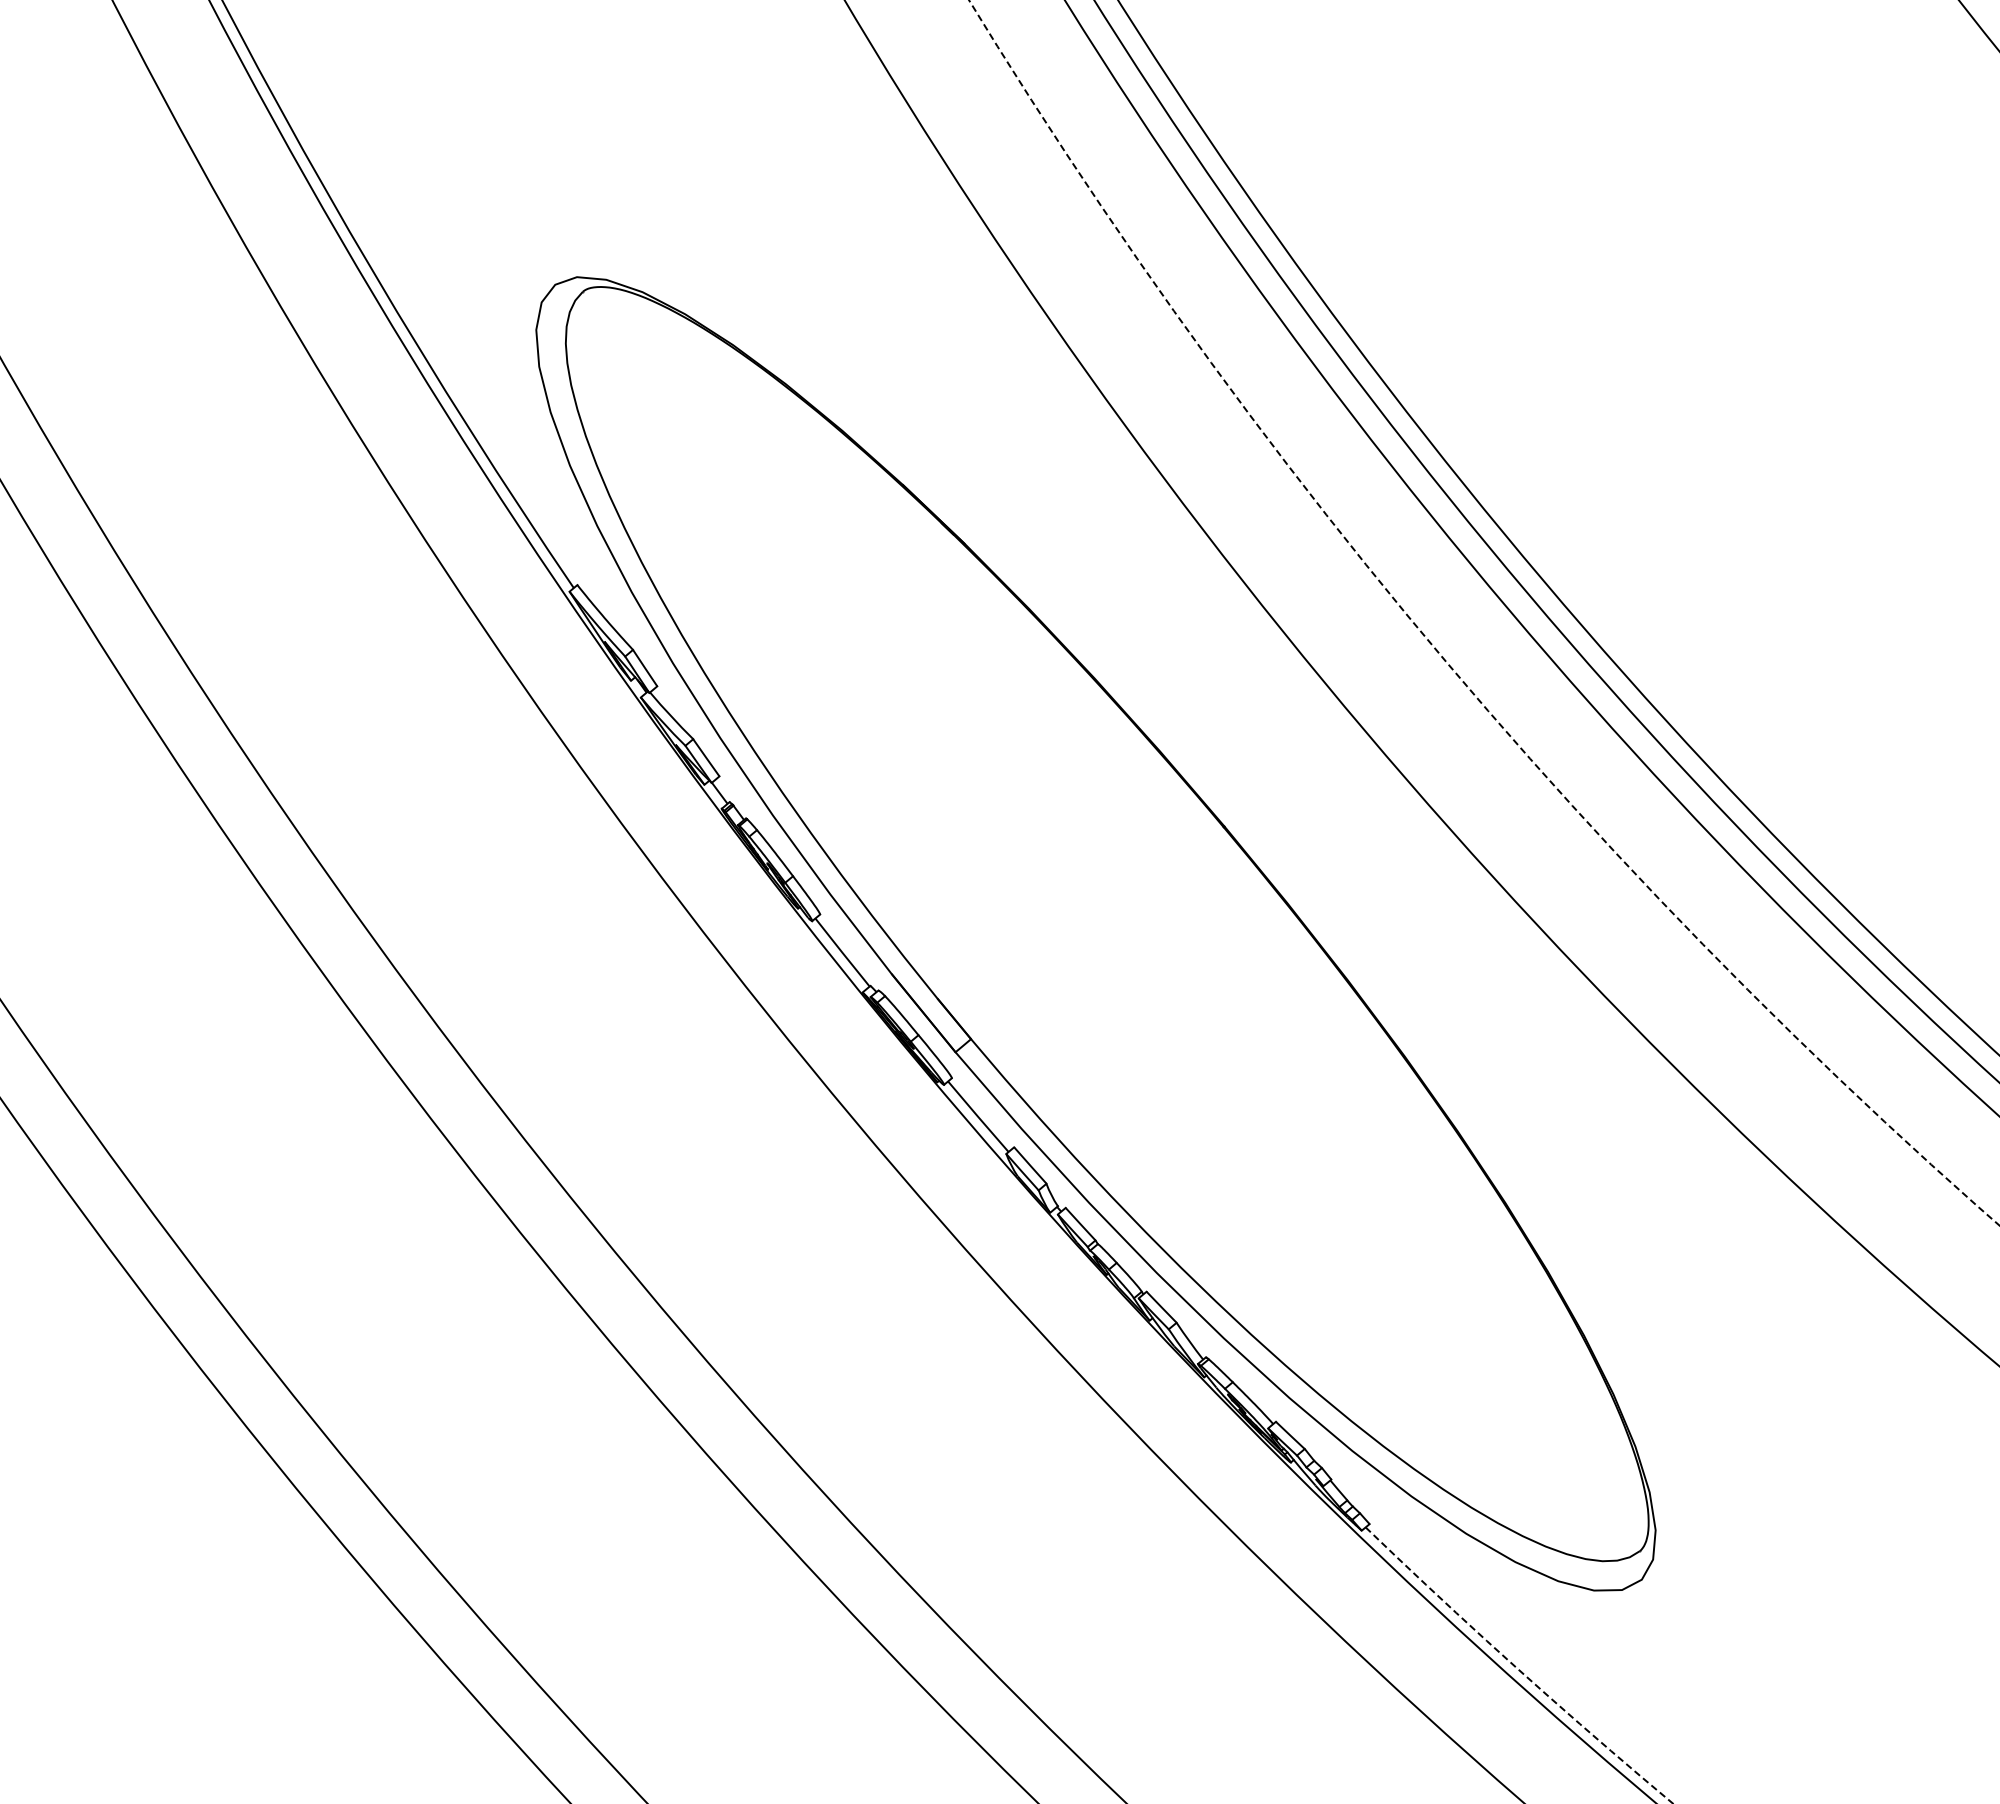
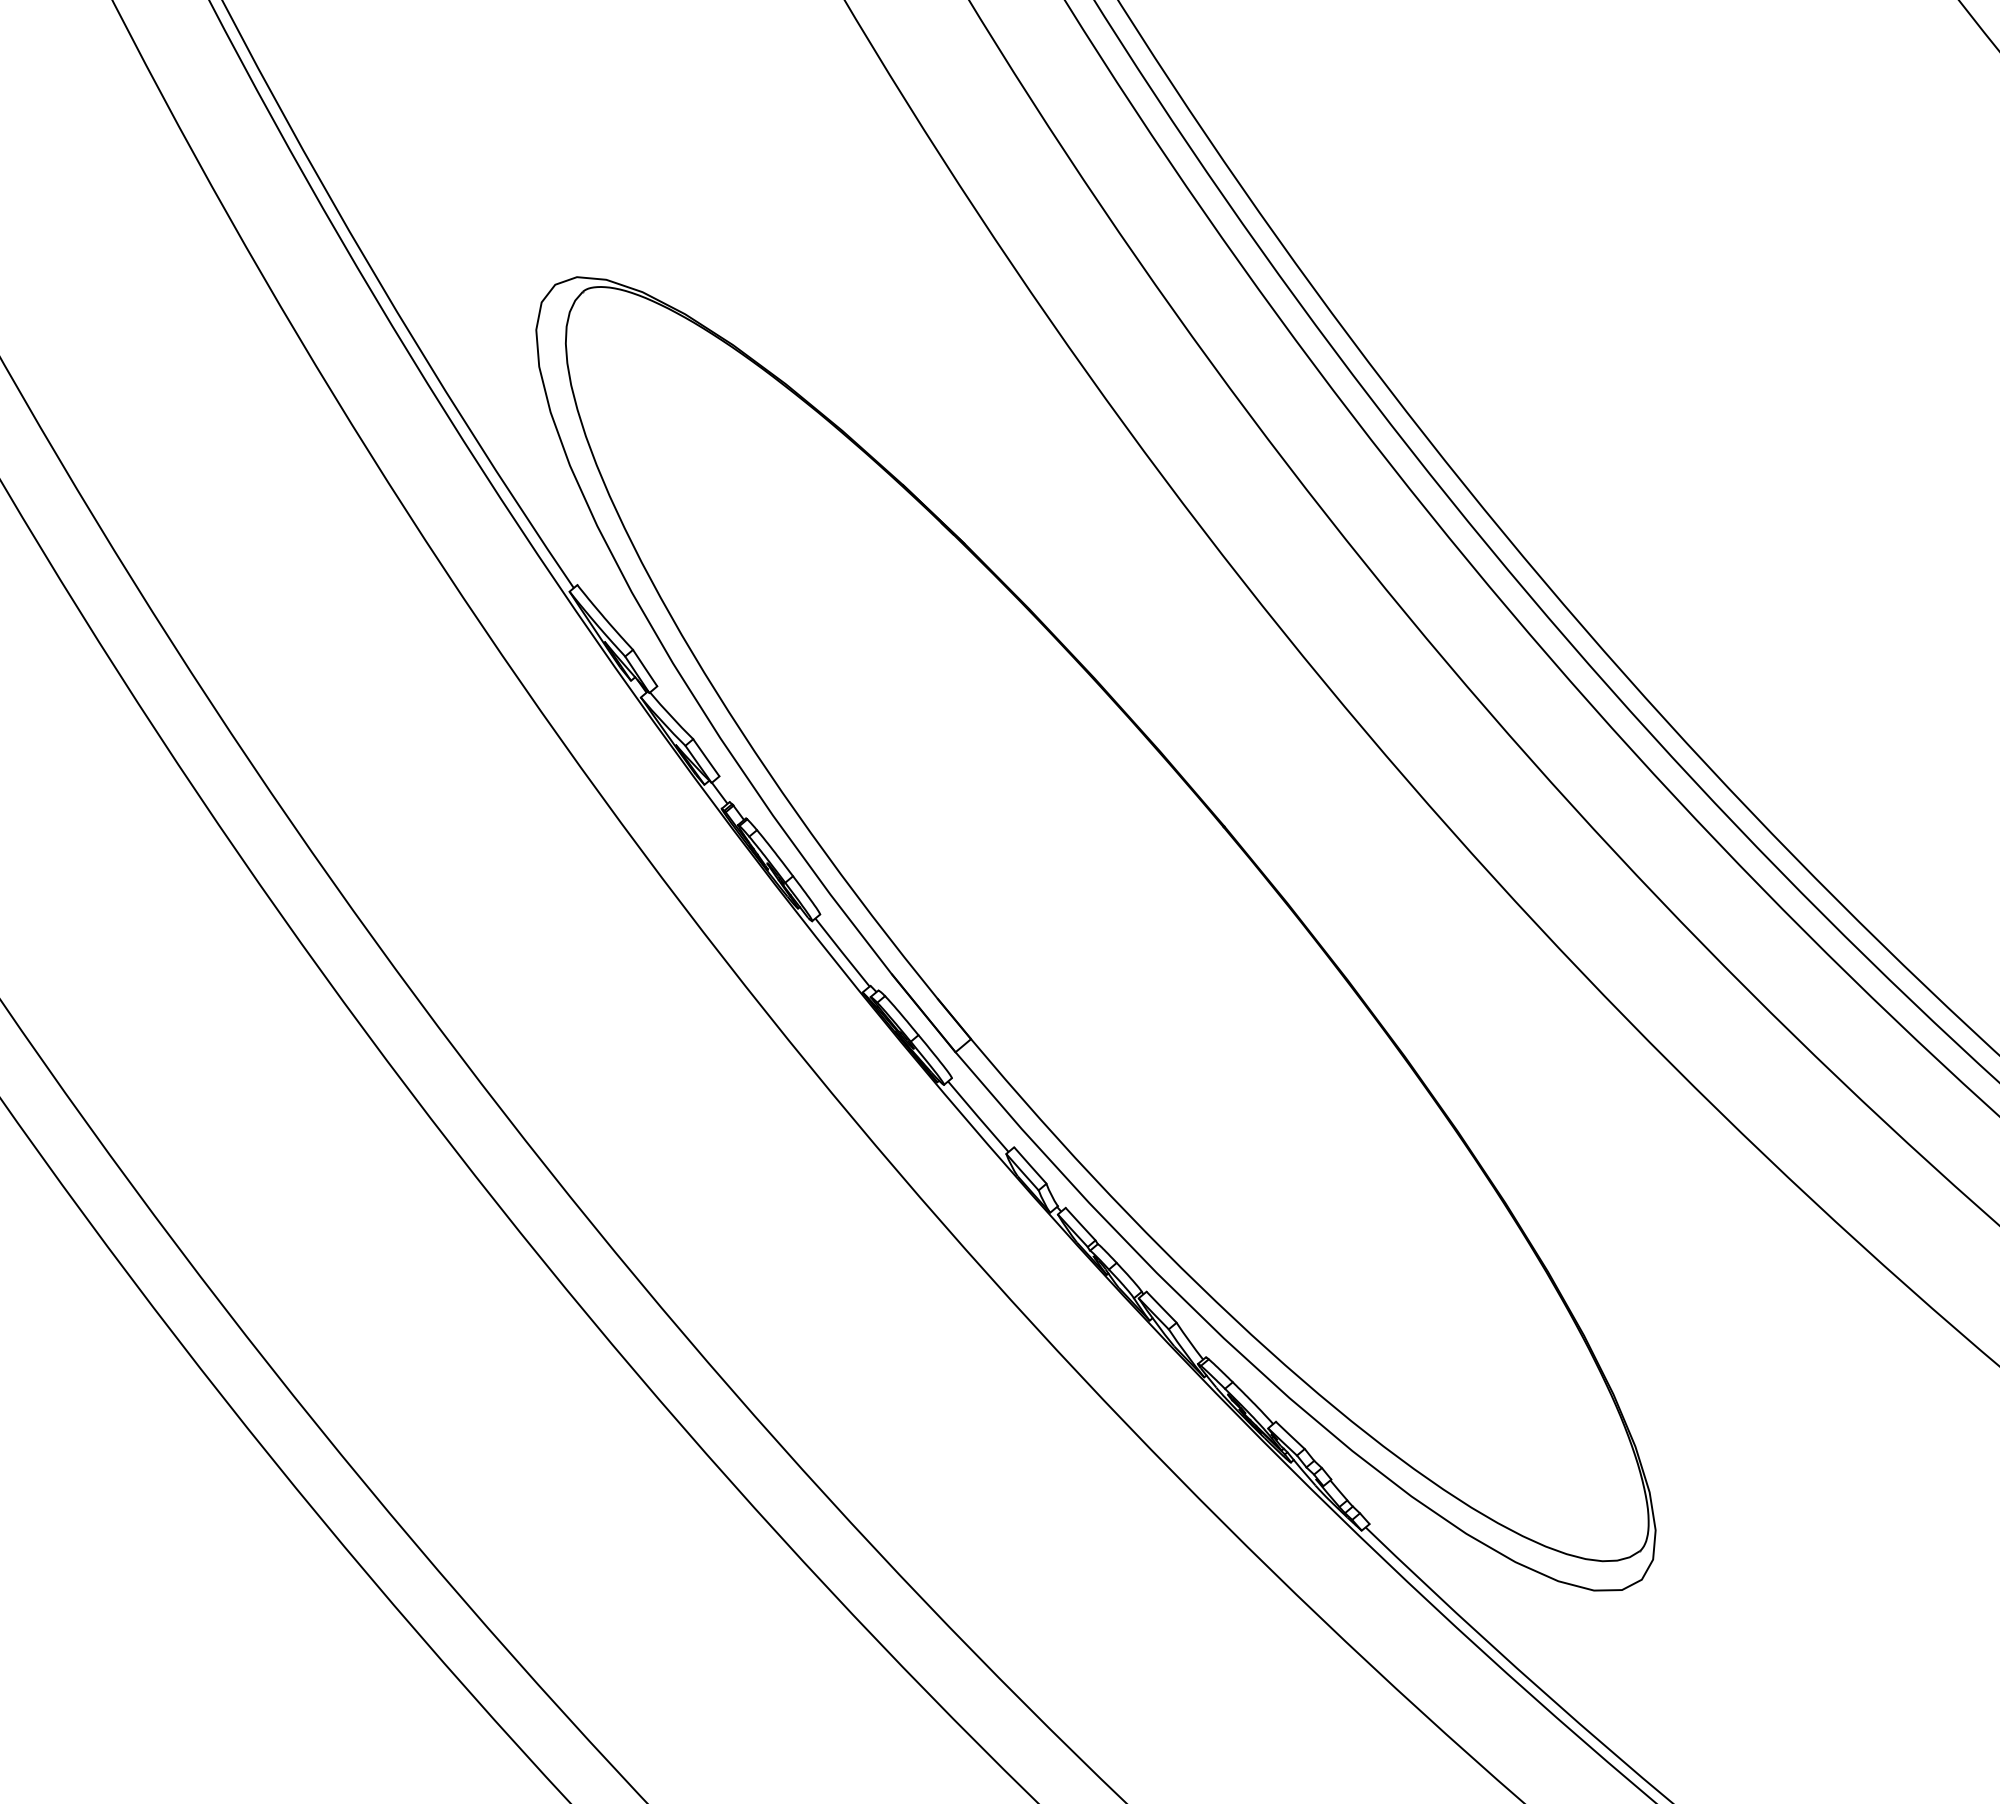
circle: dashed -> solid (1484, 612)
arc: dashed -> solid (1517, 1668)
